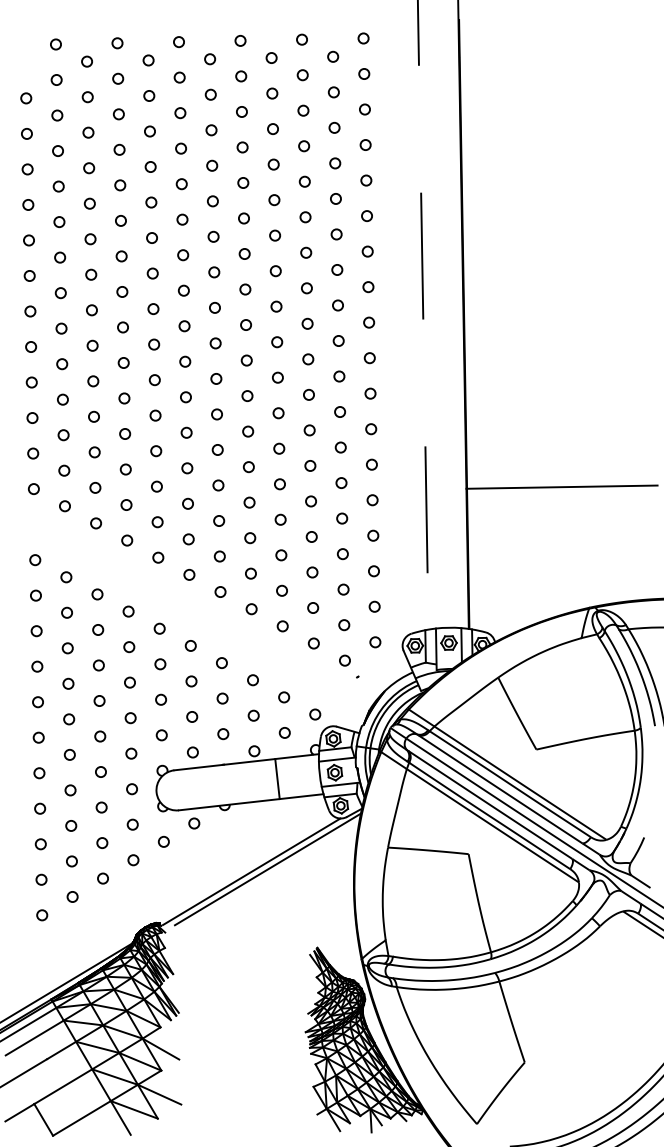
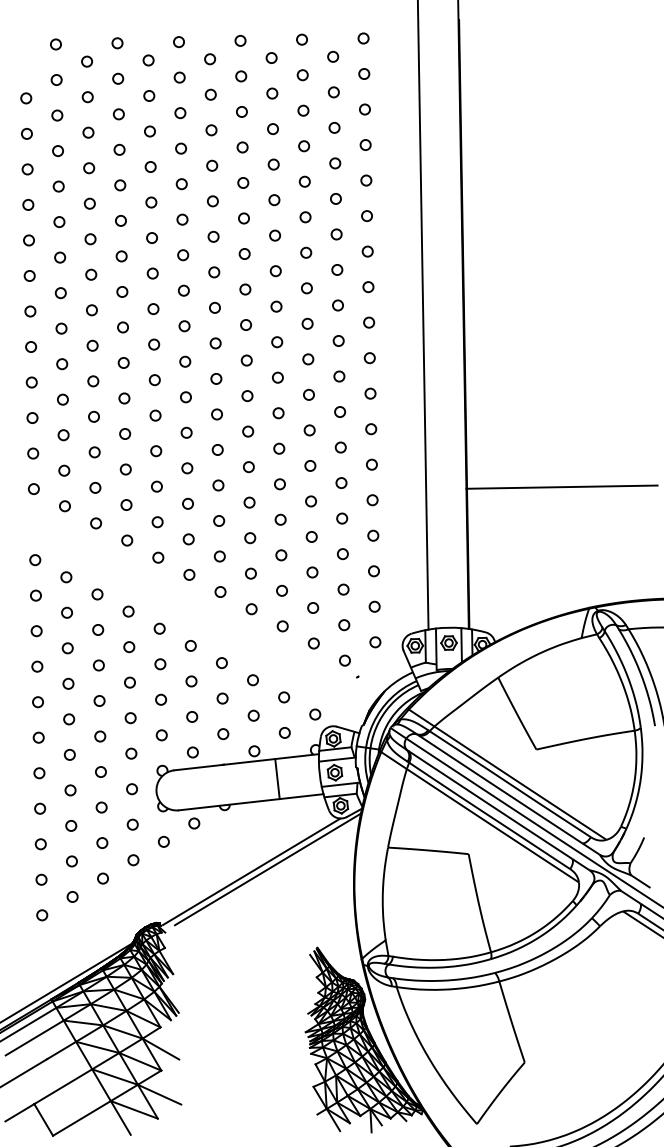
line: dashed -> solid (423, 314)
